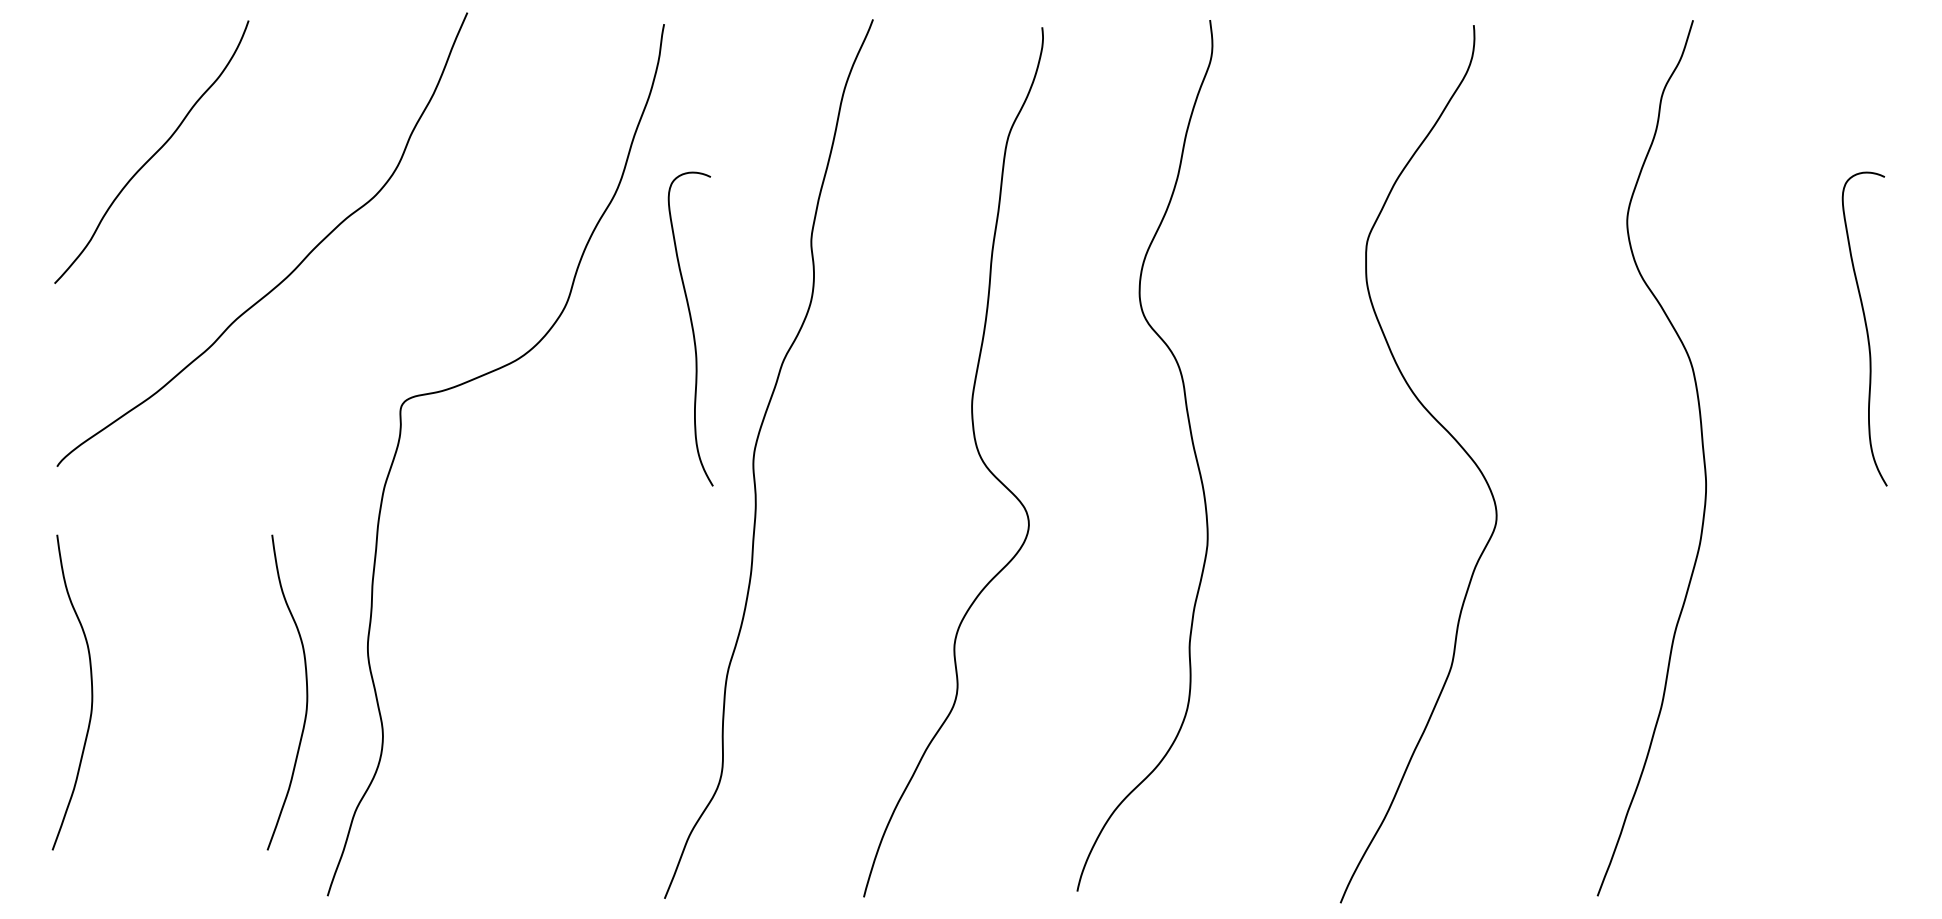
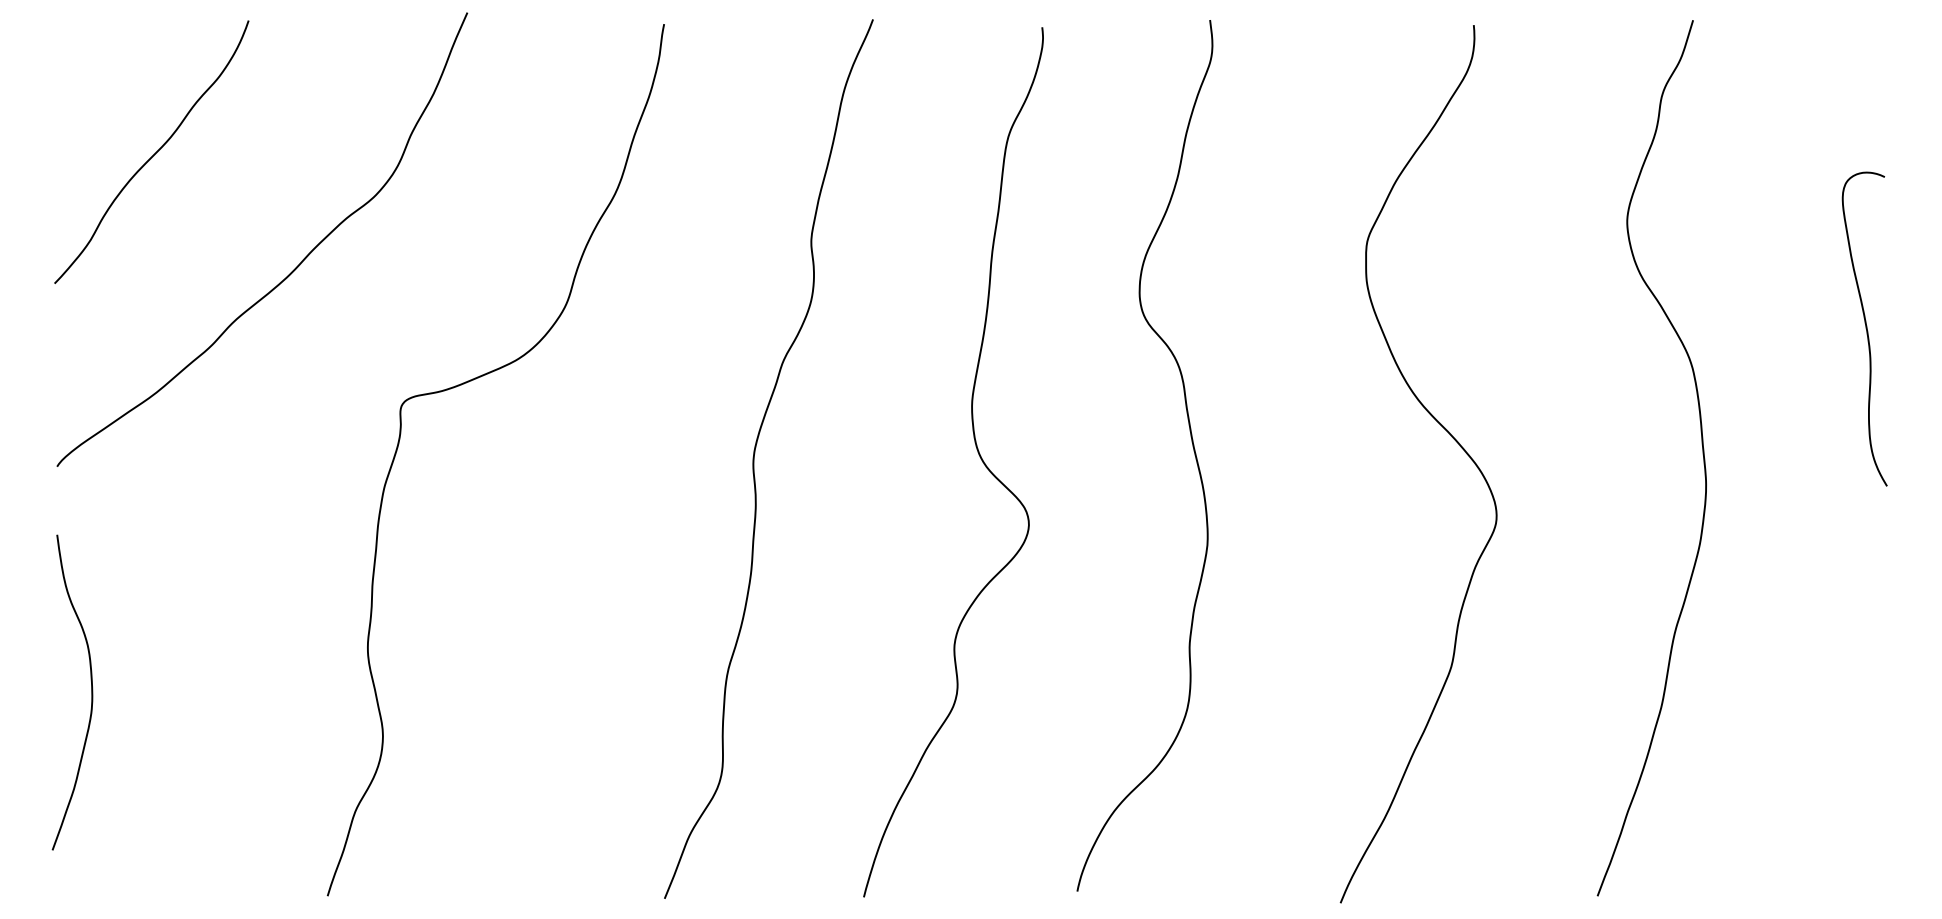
curve: present -> none (691, 328)
curve: present -> none (306, 692)
